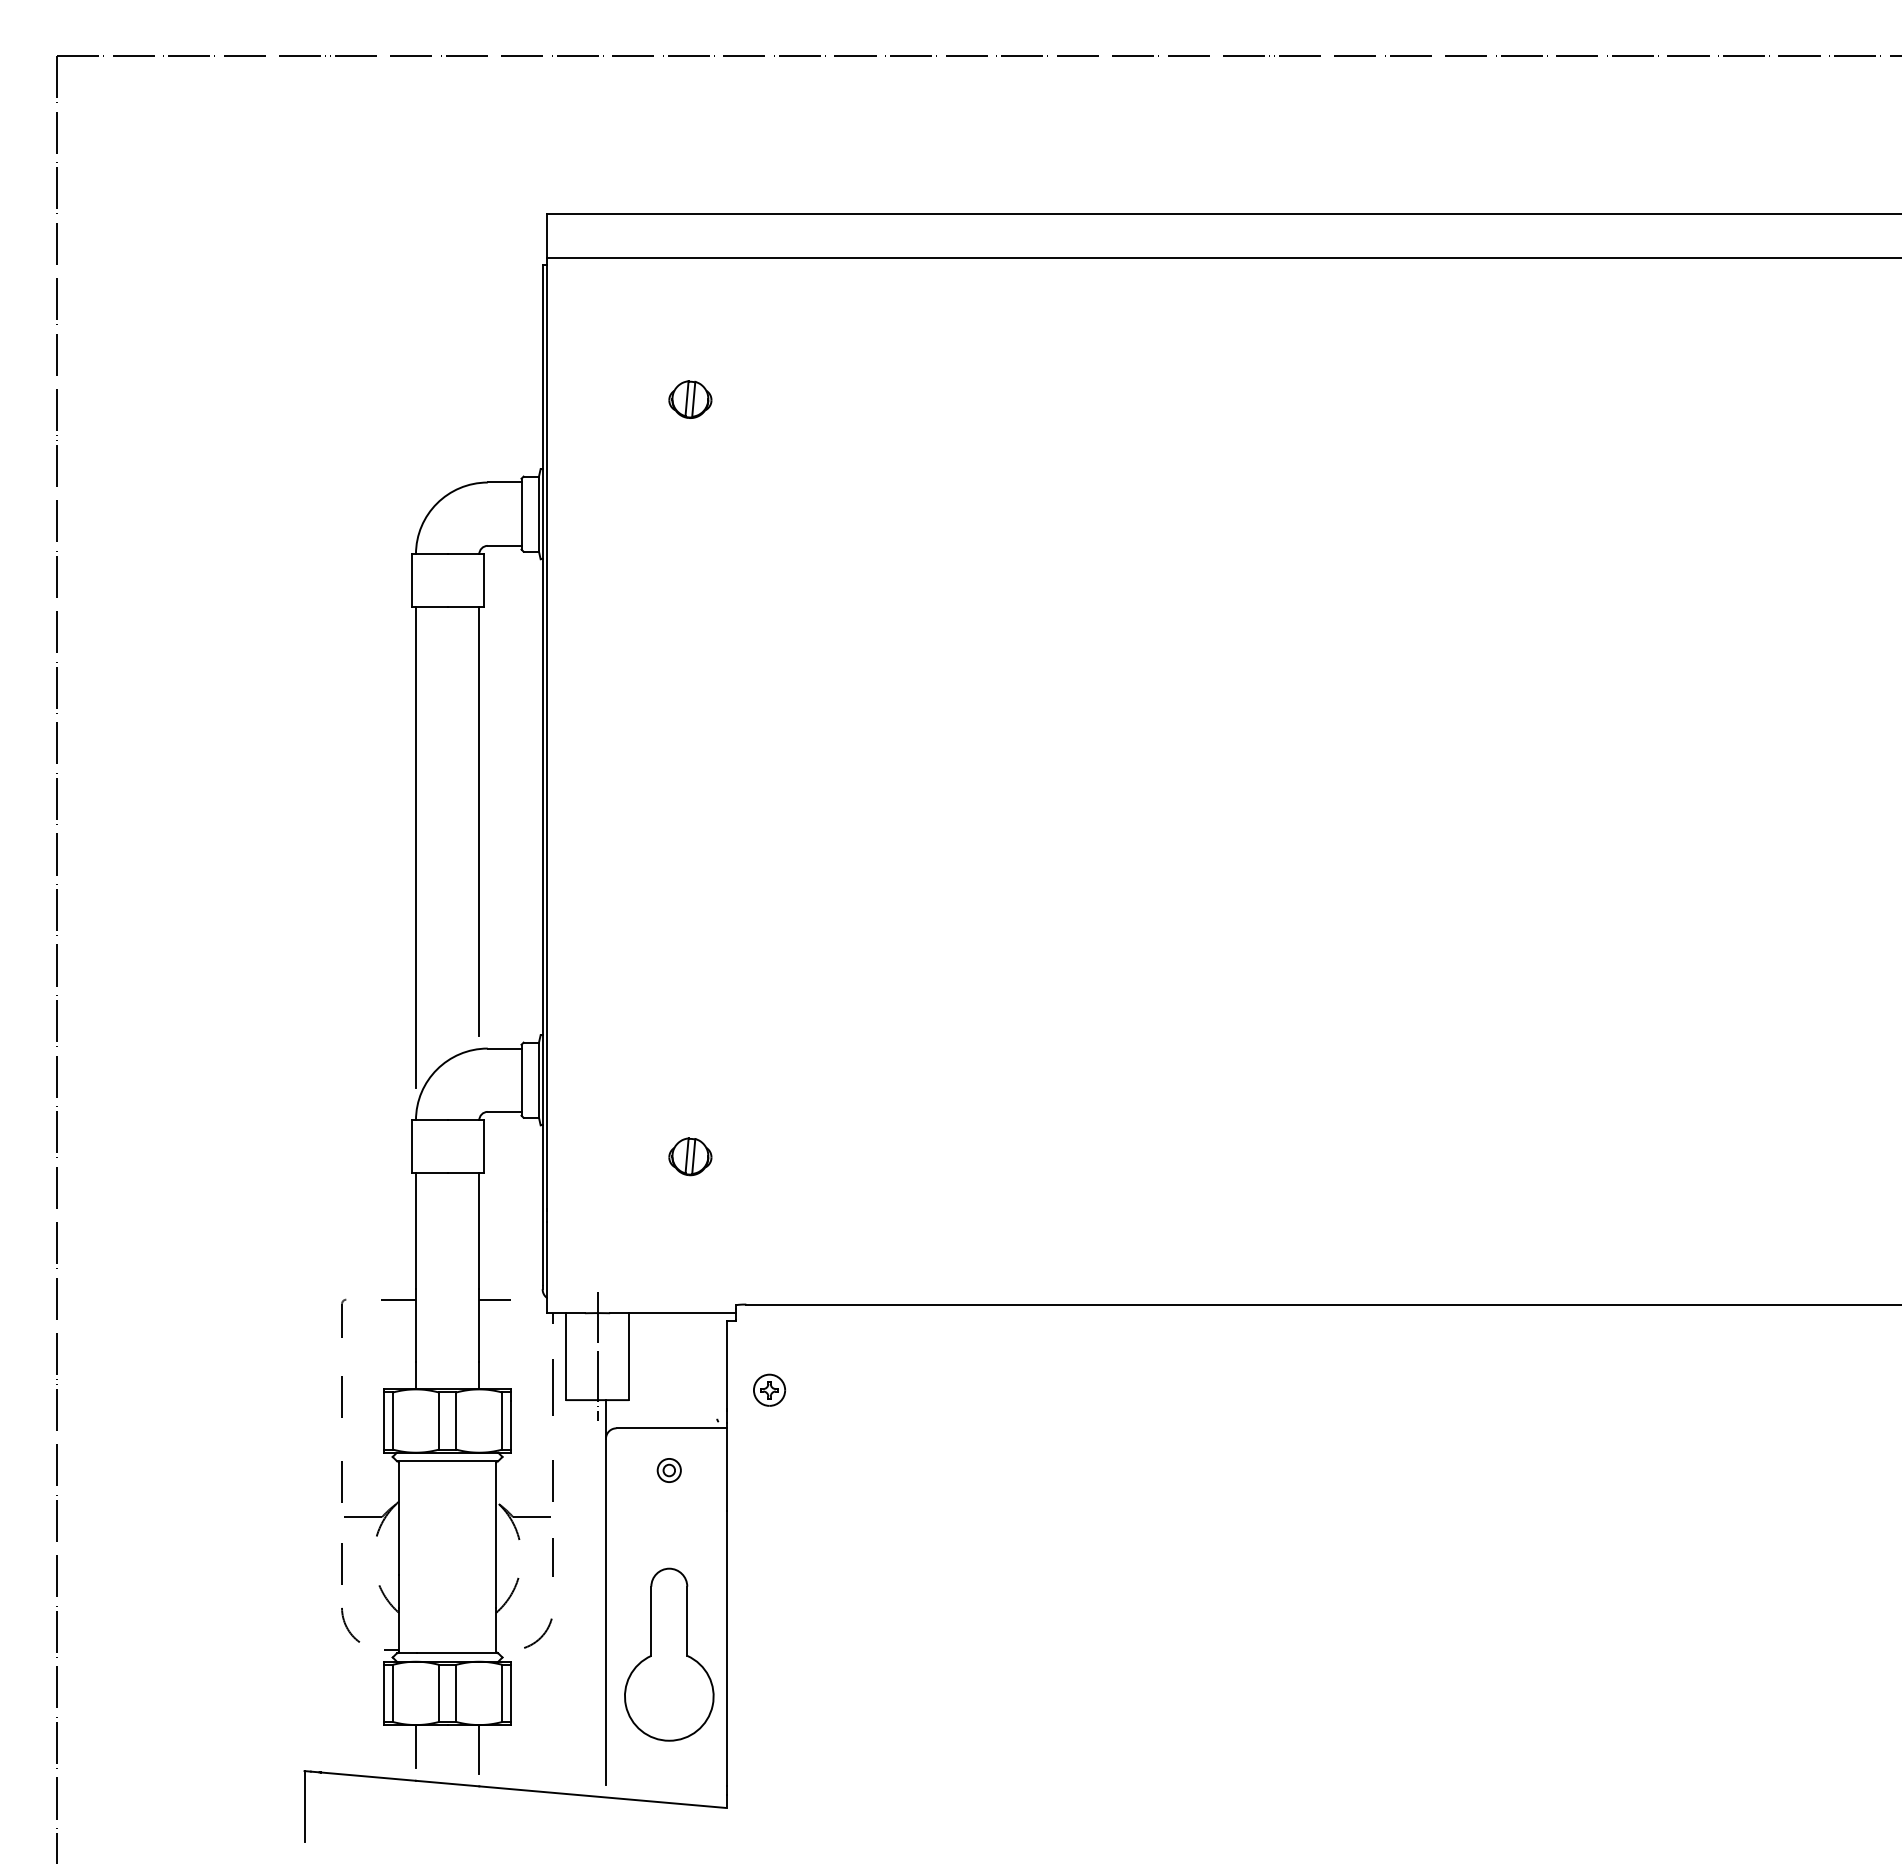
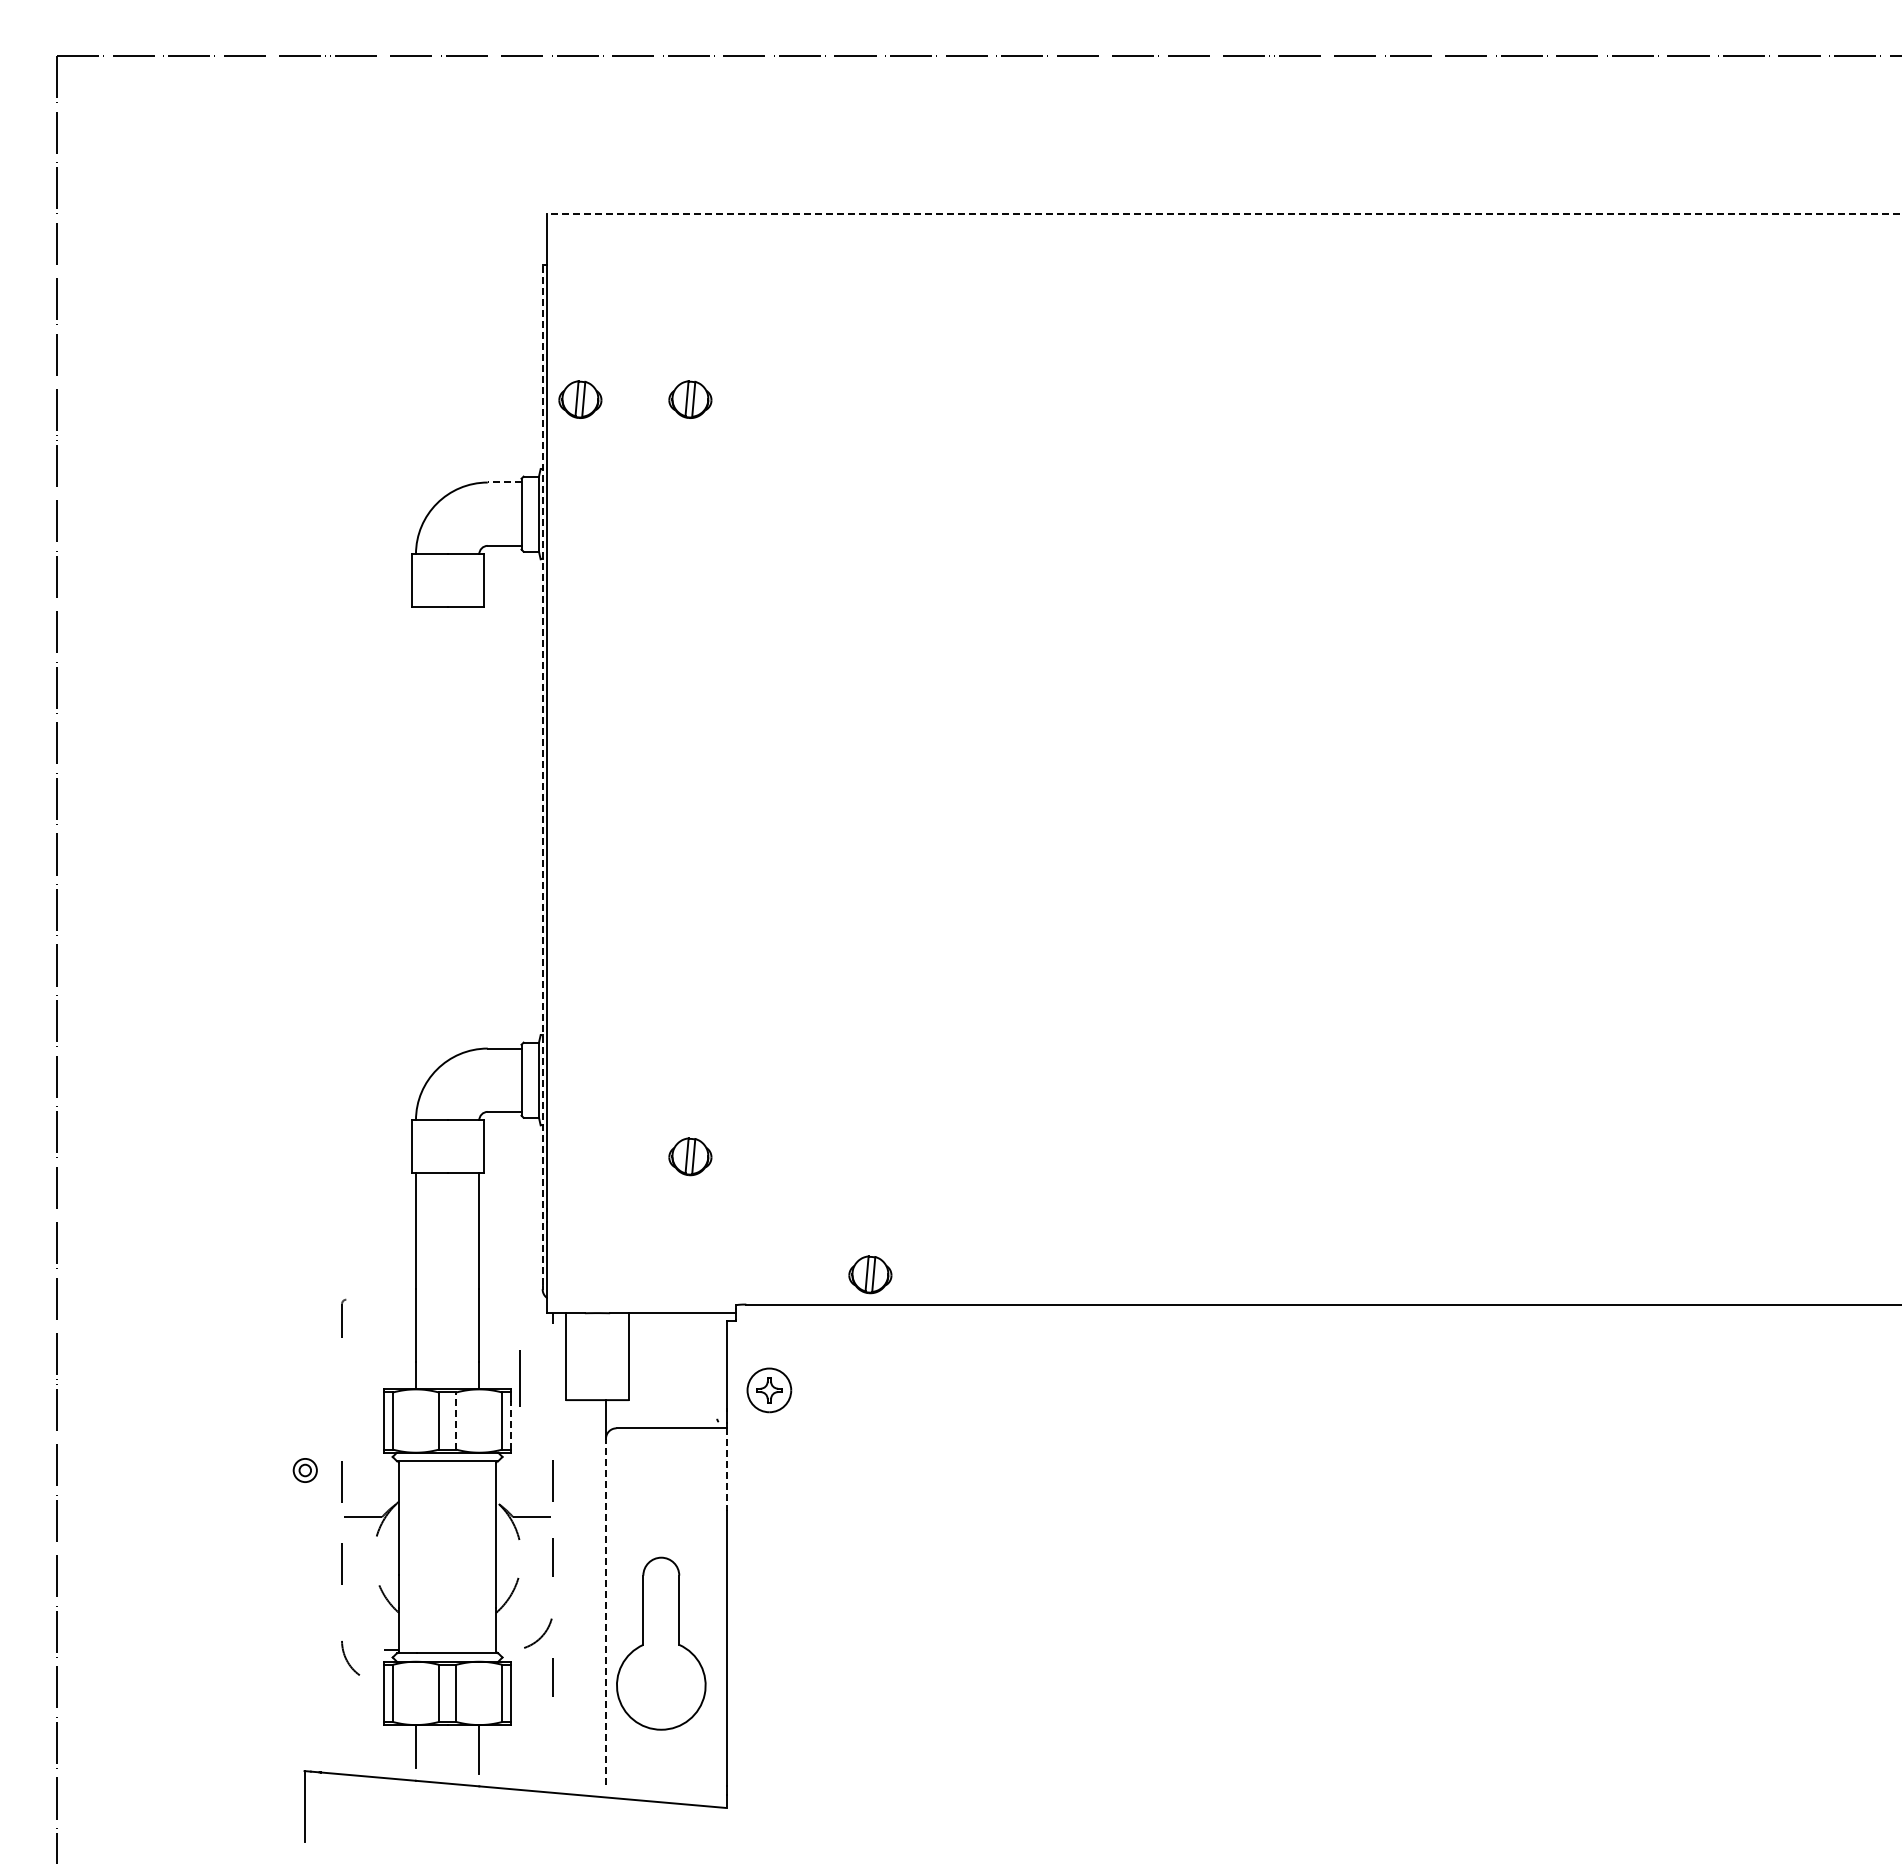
line: solid -> dashed (1223, 214)
line: present -> none (1222, 258)
part: none -> present (580, 399)
line: solid -> dashed (504, 482)
line: solid -> dashed (542, 774)
line: present -> none (479, 821)
line: present -> none (415, 847)
part: none -> present (870, 1274)
line: present -> none (397, 1299)
line: present -> none (494, 1299)
line: present -> none (597, 1356)
line position: (552, 1387) -> (519, 1378) (519, 1378)
part size: 34x34 px -> 47x47 px (769, 1390)
line: present -> none (342, 1394)
line: solid -> dashed (456, 1421)
line: solid -> dashed (510, 1424)
line: solid -> dashed (727, 1469)
part position: (668, 1470) -> (304, 1470) (304, 1470)
line: solid -> dashed (605, 1611)
arc position: (347, 1626) -> (347, 1659) (347, 1659)
part position: (669, 1654) -> (661, 1643) (661, 1643)
line: none -> present (552, 1677)
